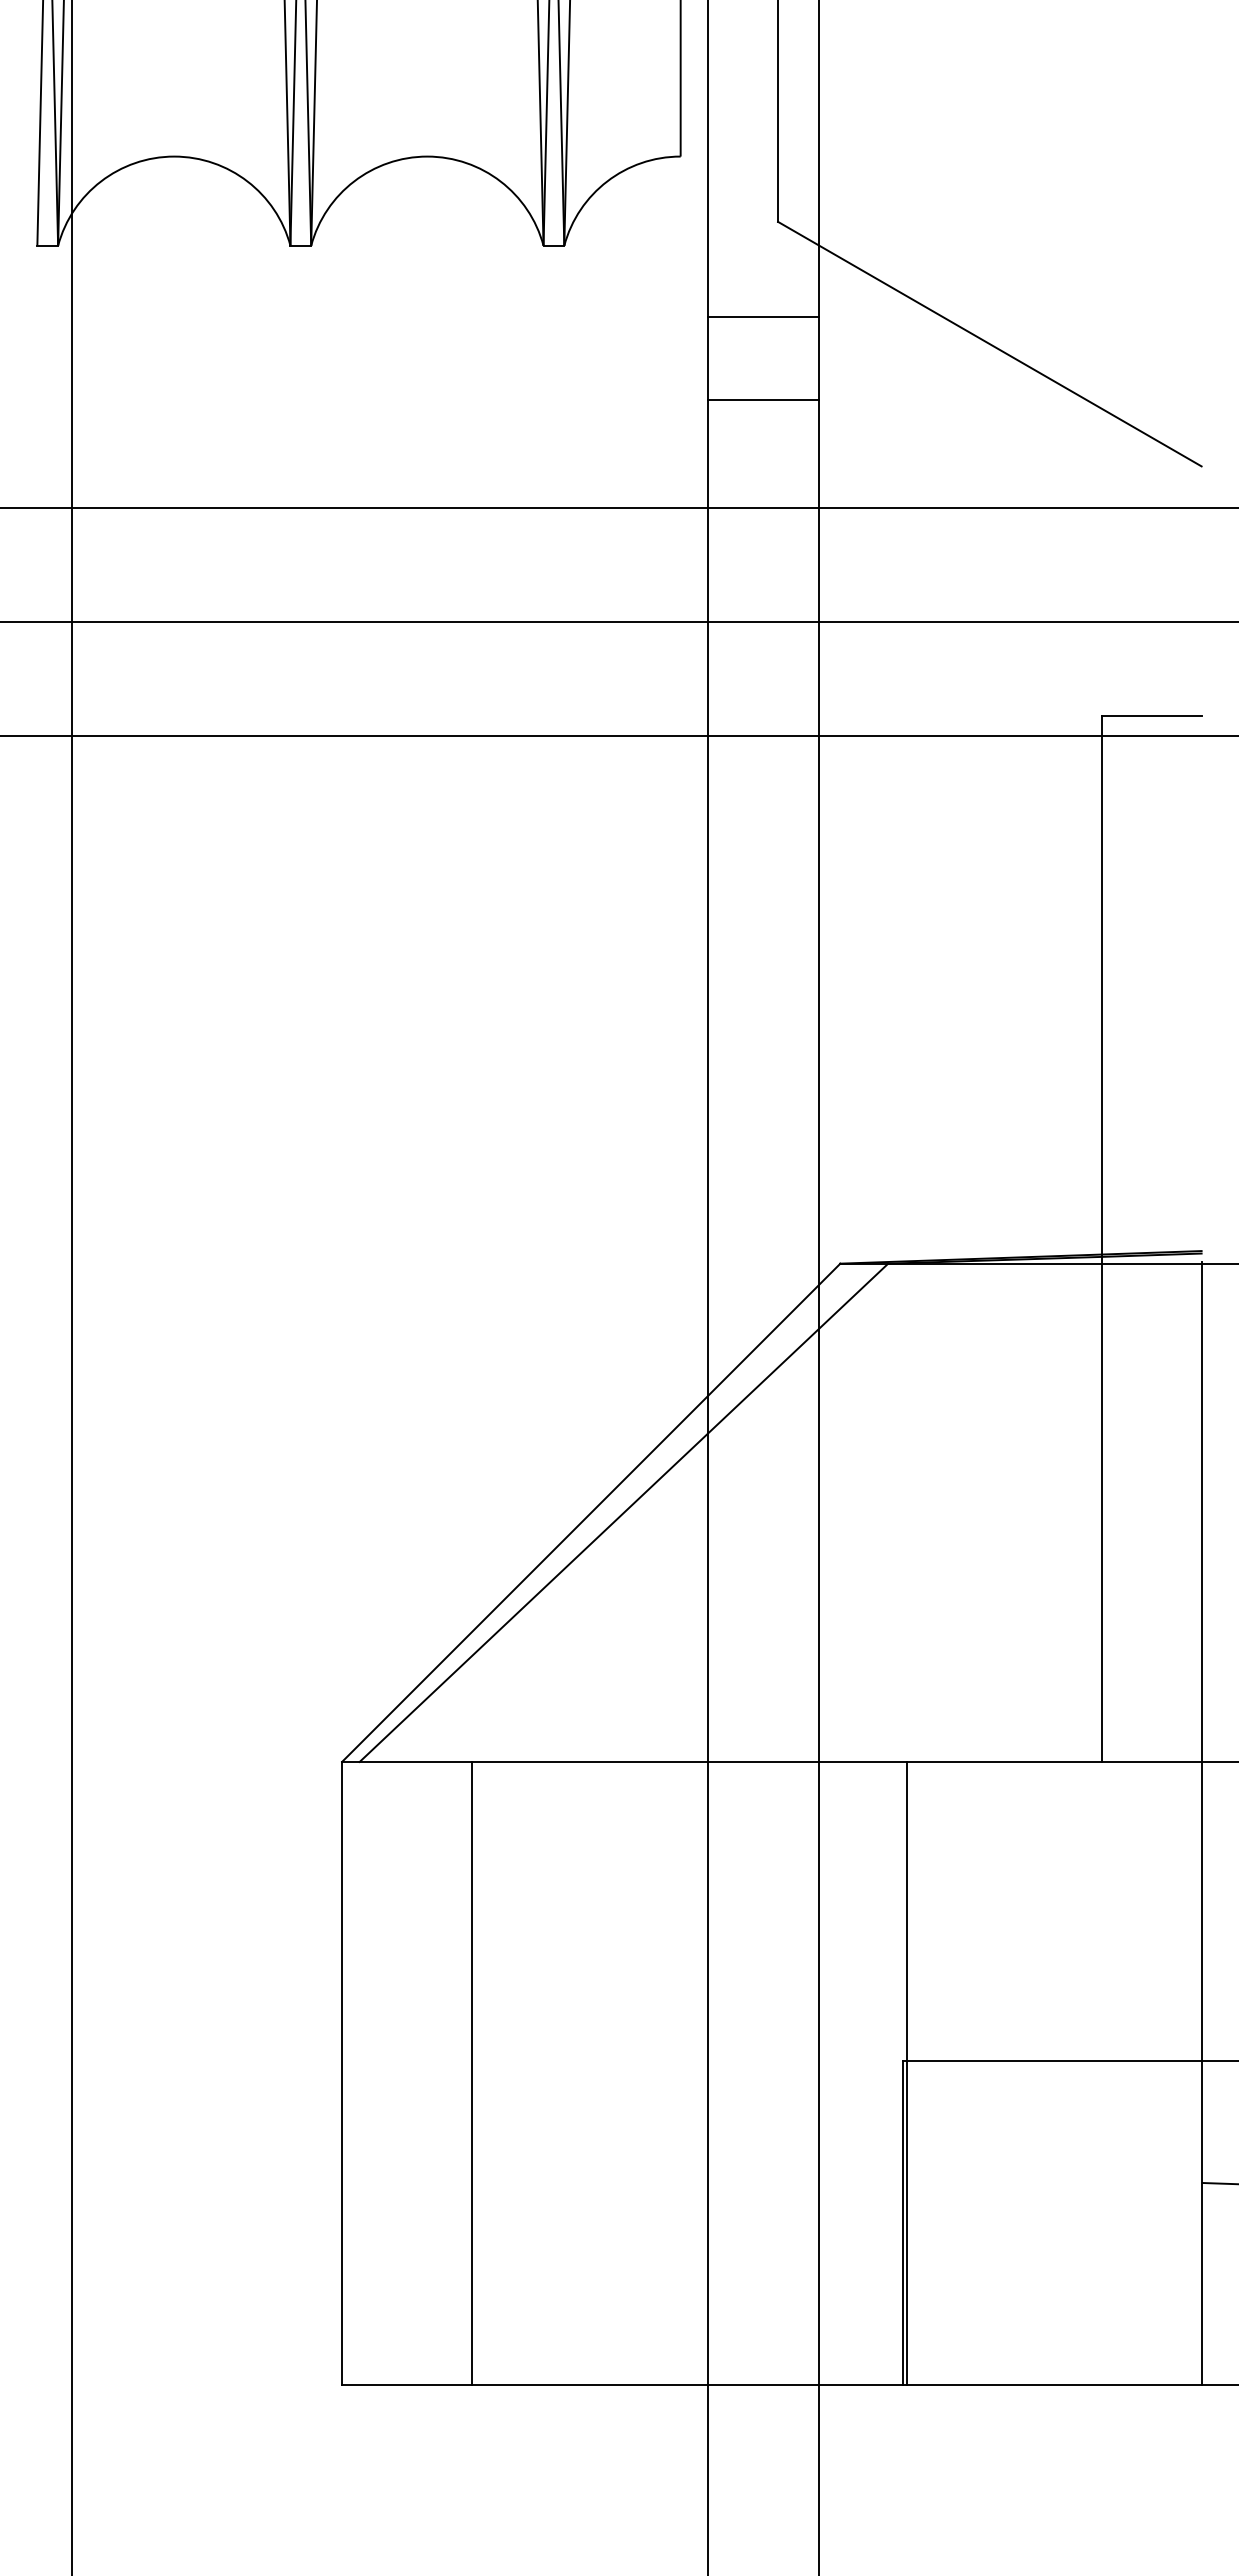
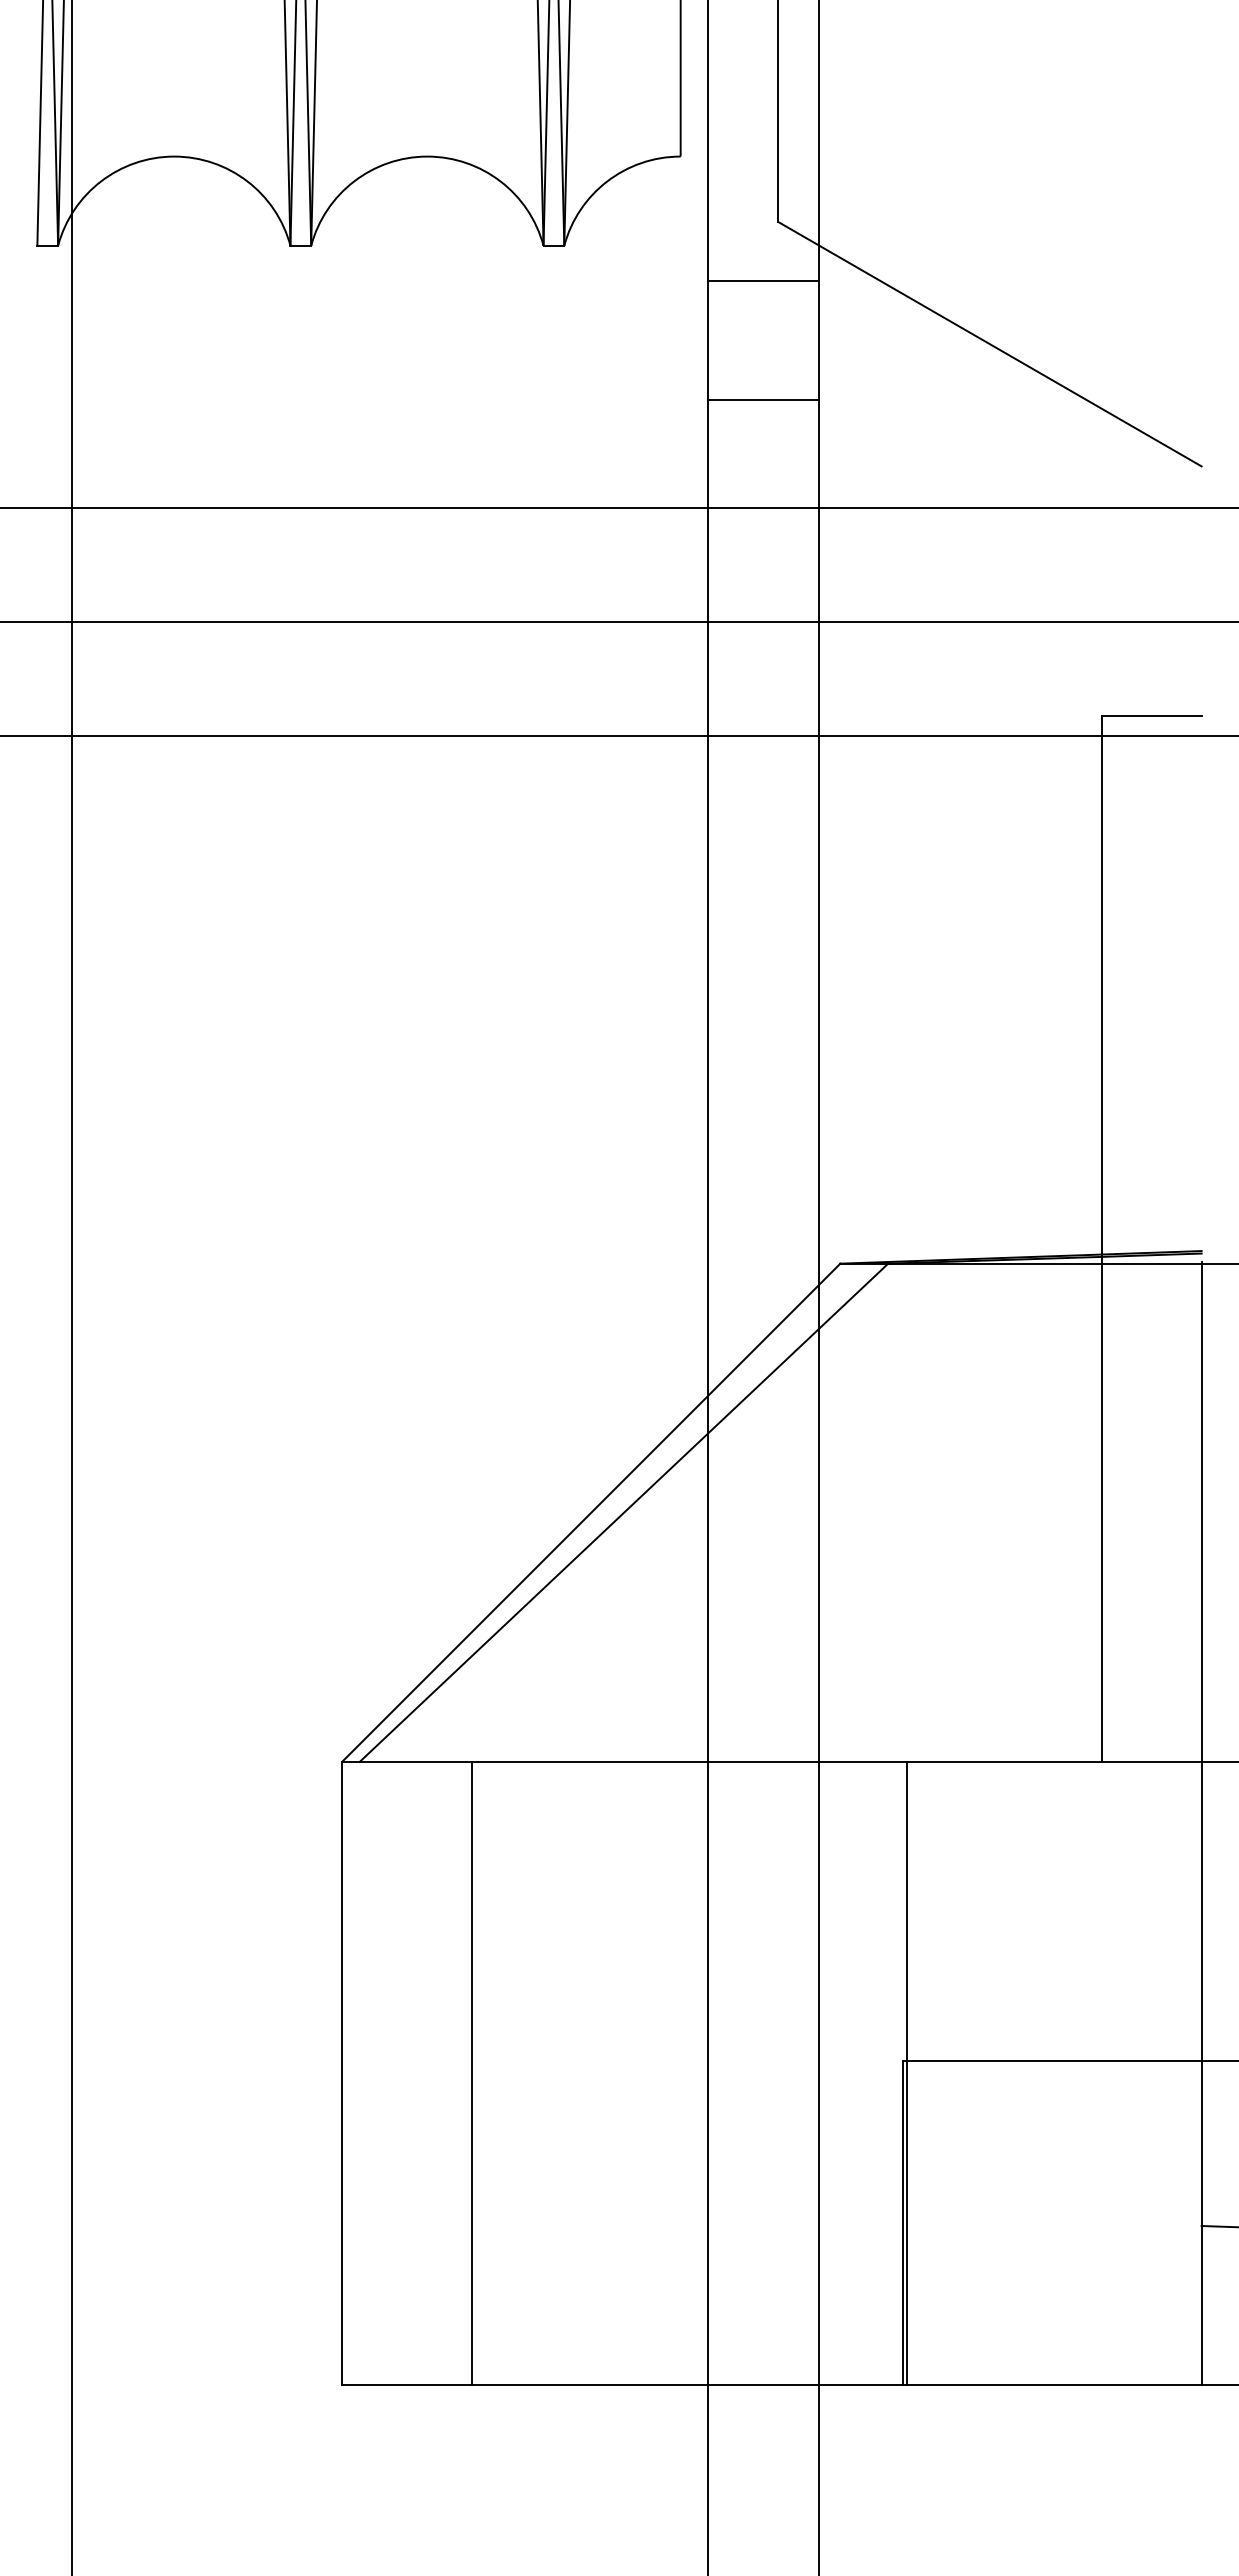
line position: (762, 317) -> (762, 281) (762, 281)
line position: (1218, 2183) -> (1218, 2226) (1218, 2226)
